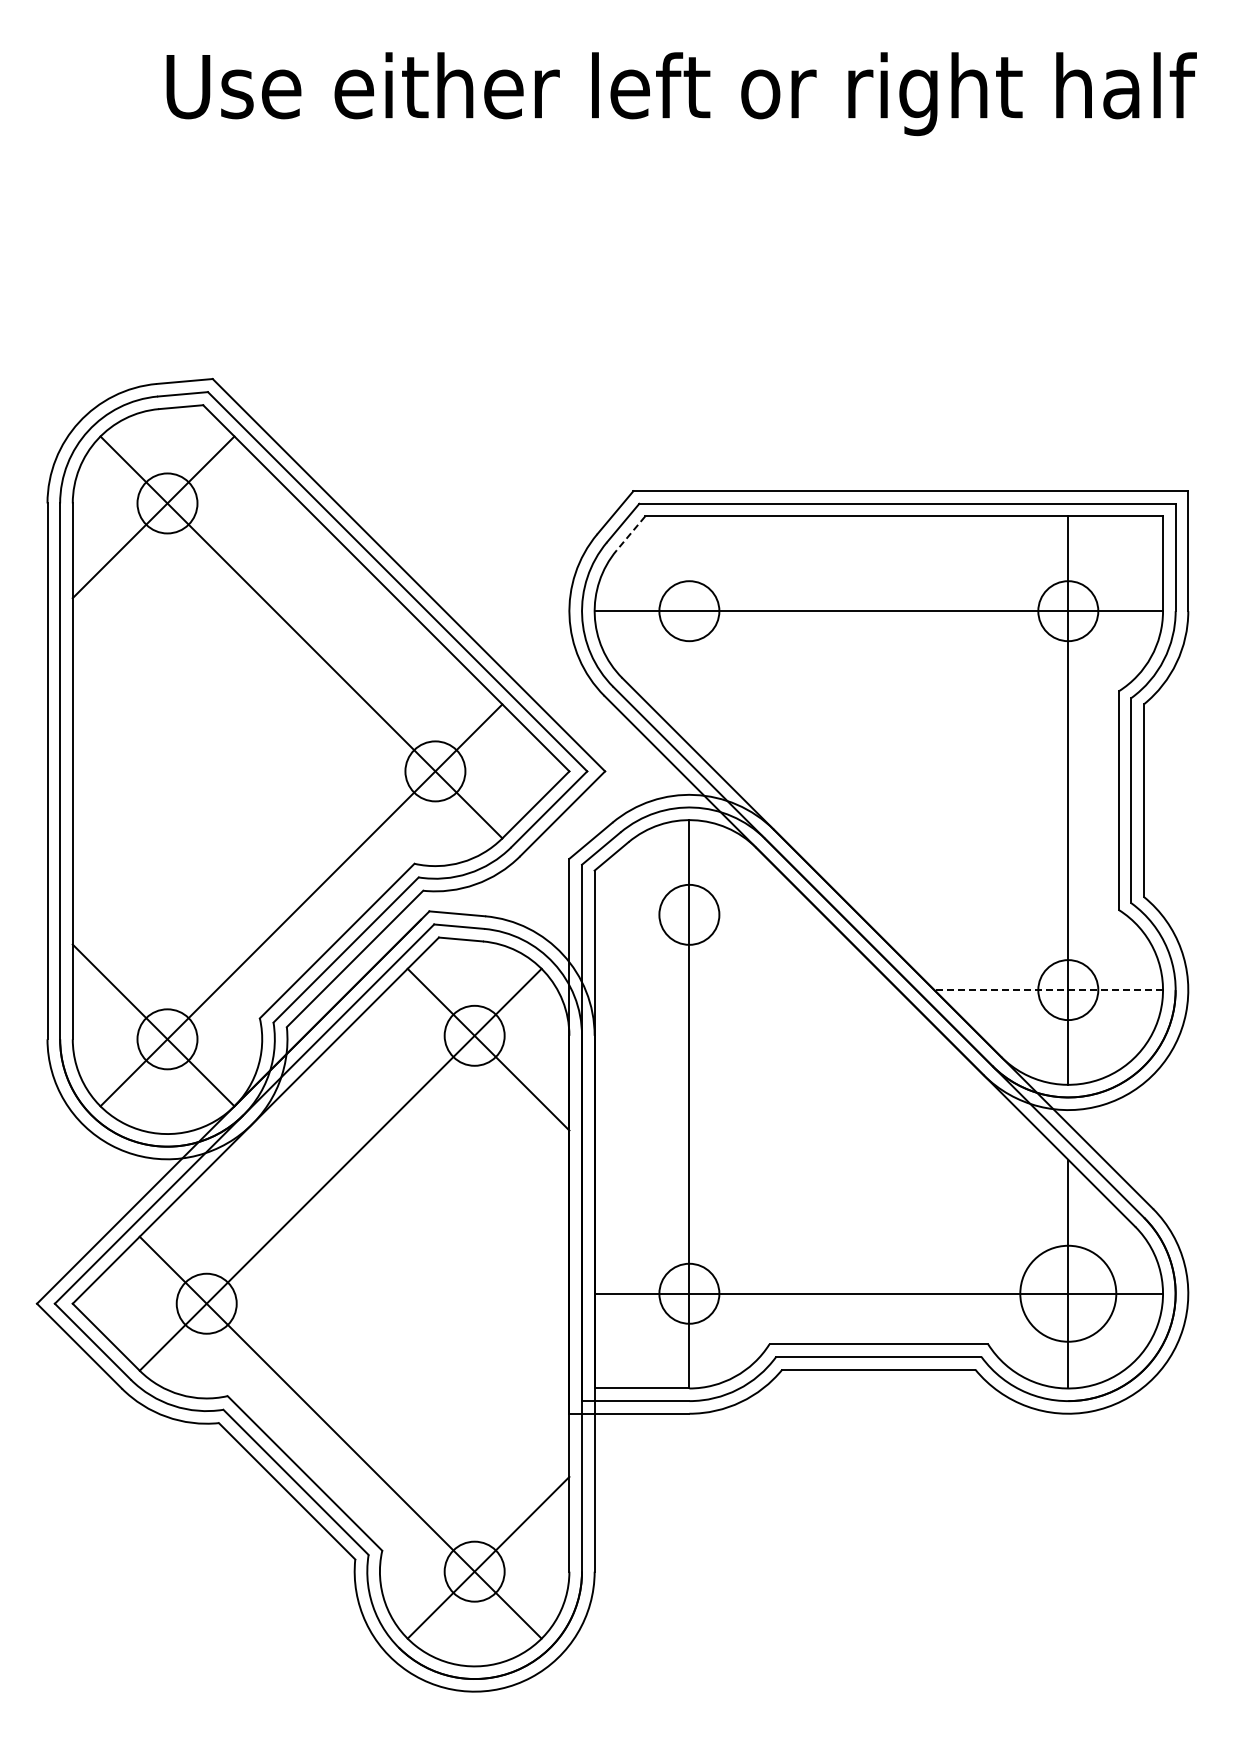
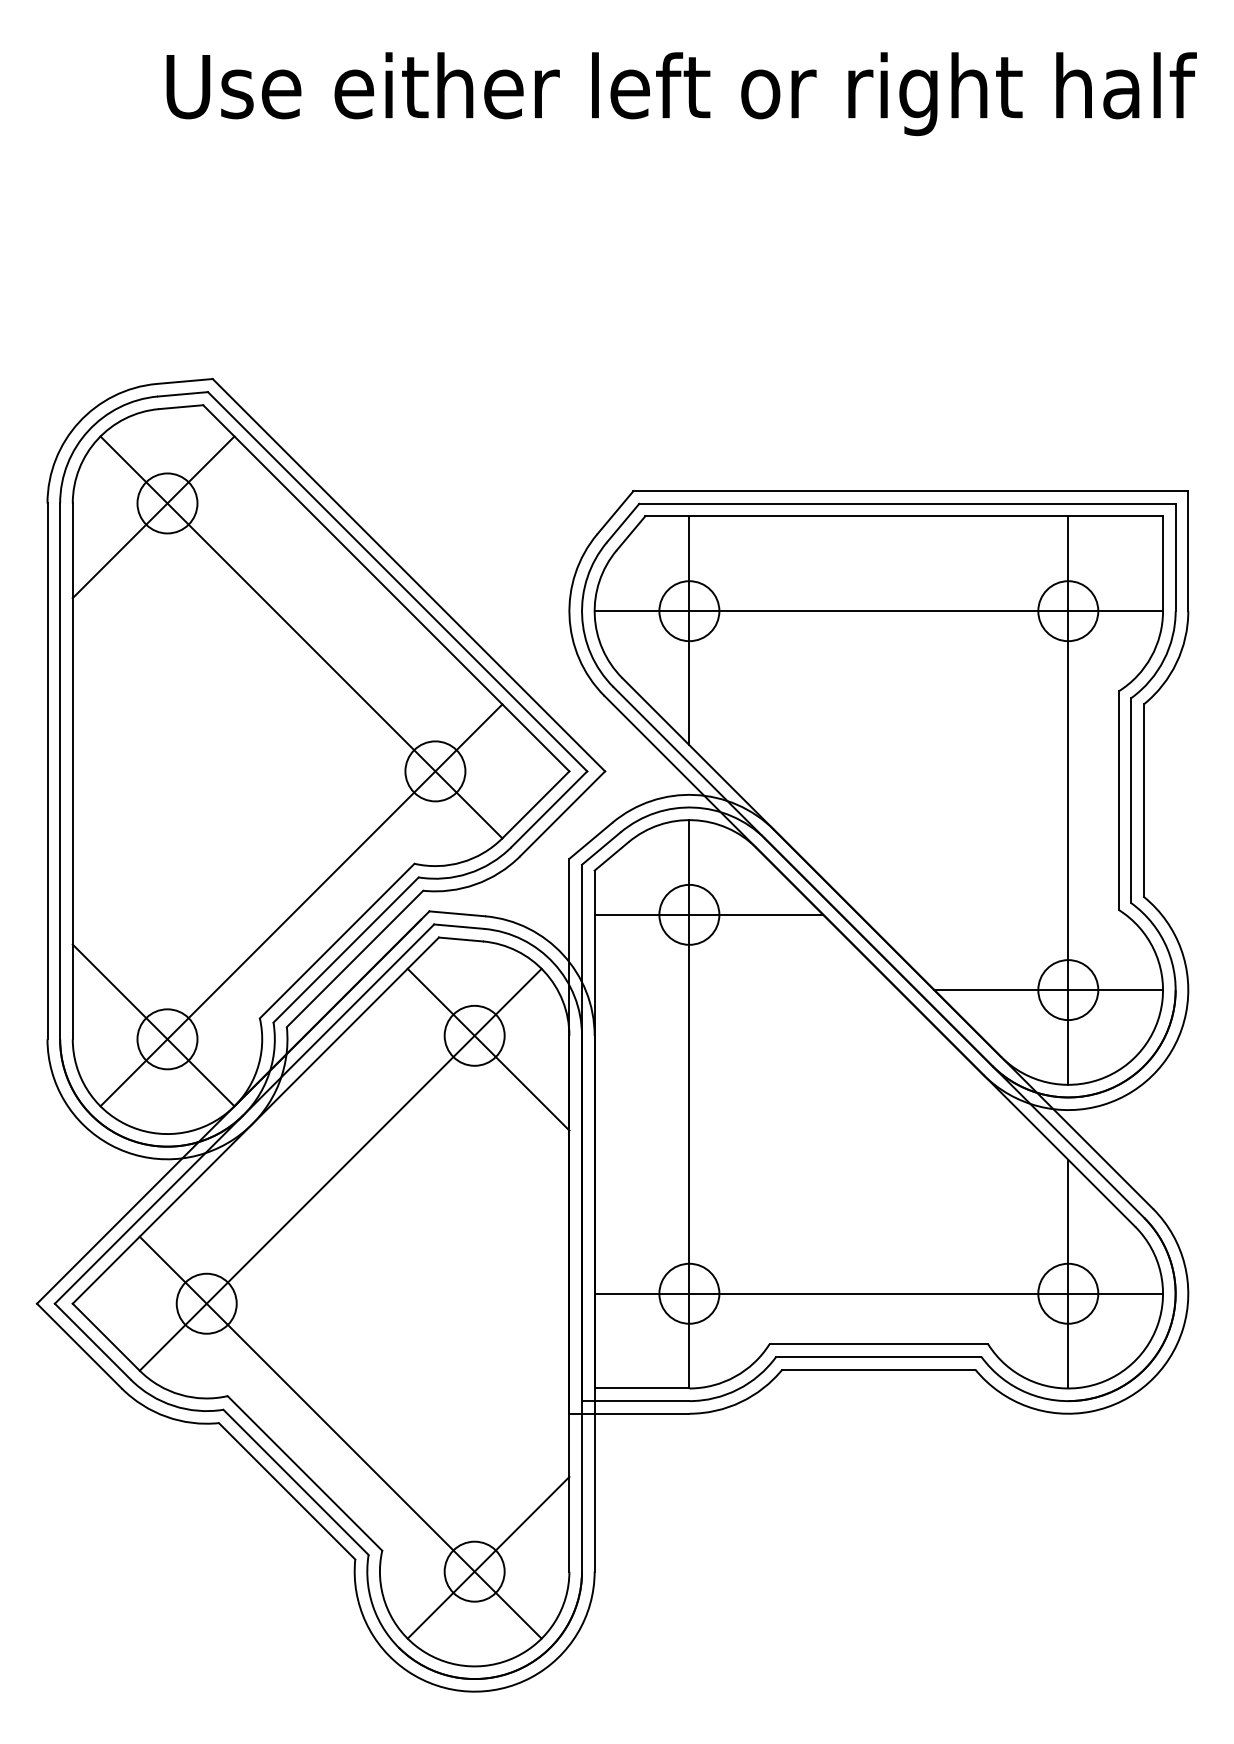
line: dashed -> solid (630, 533)
line: none -> present (689, 630)
line: none -> present (708, 914)
line: dashed -> solid (1048, 990)
circle diameter: 96 px -> 60 px (1068, 1293)
